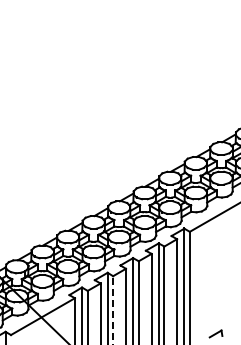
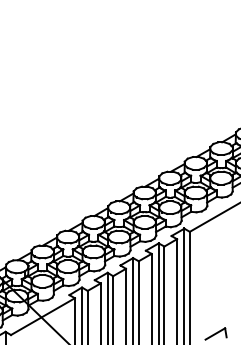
line: dashed -> solid (113, 310)
part size: 16x10 px -> 24x14 px (215, 333)
